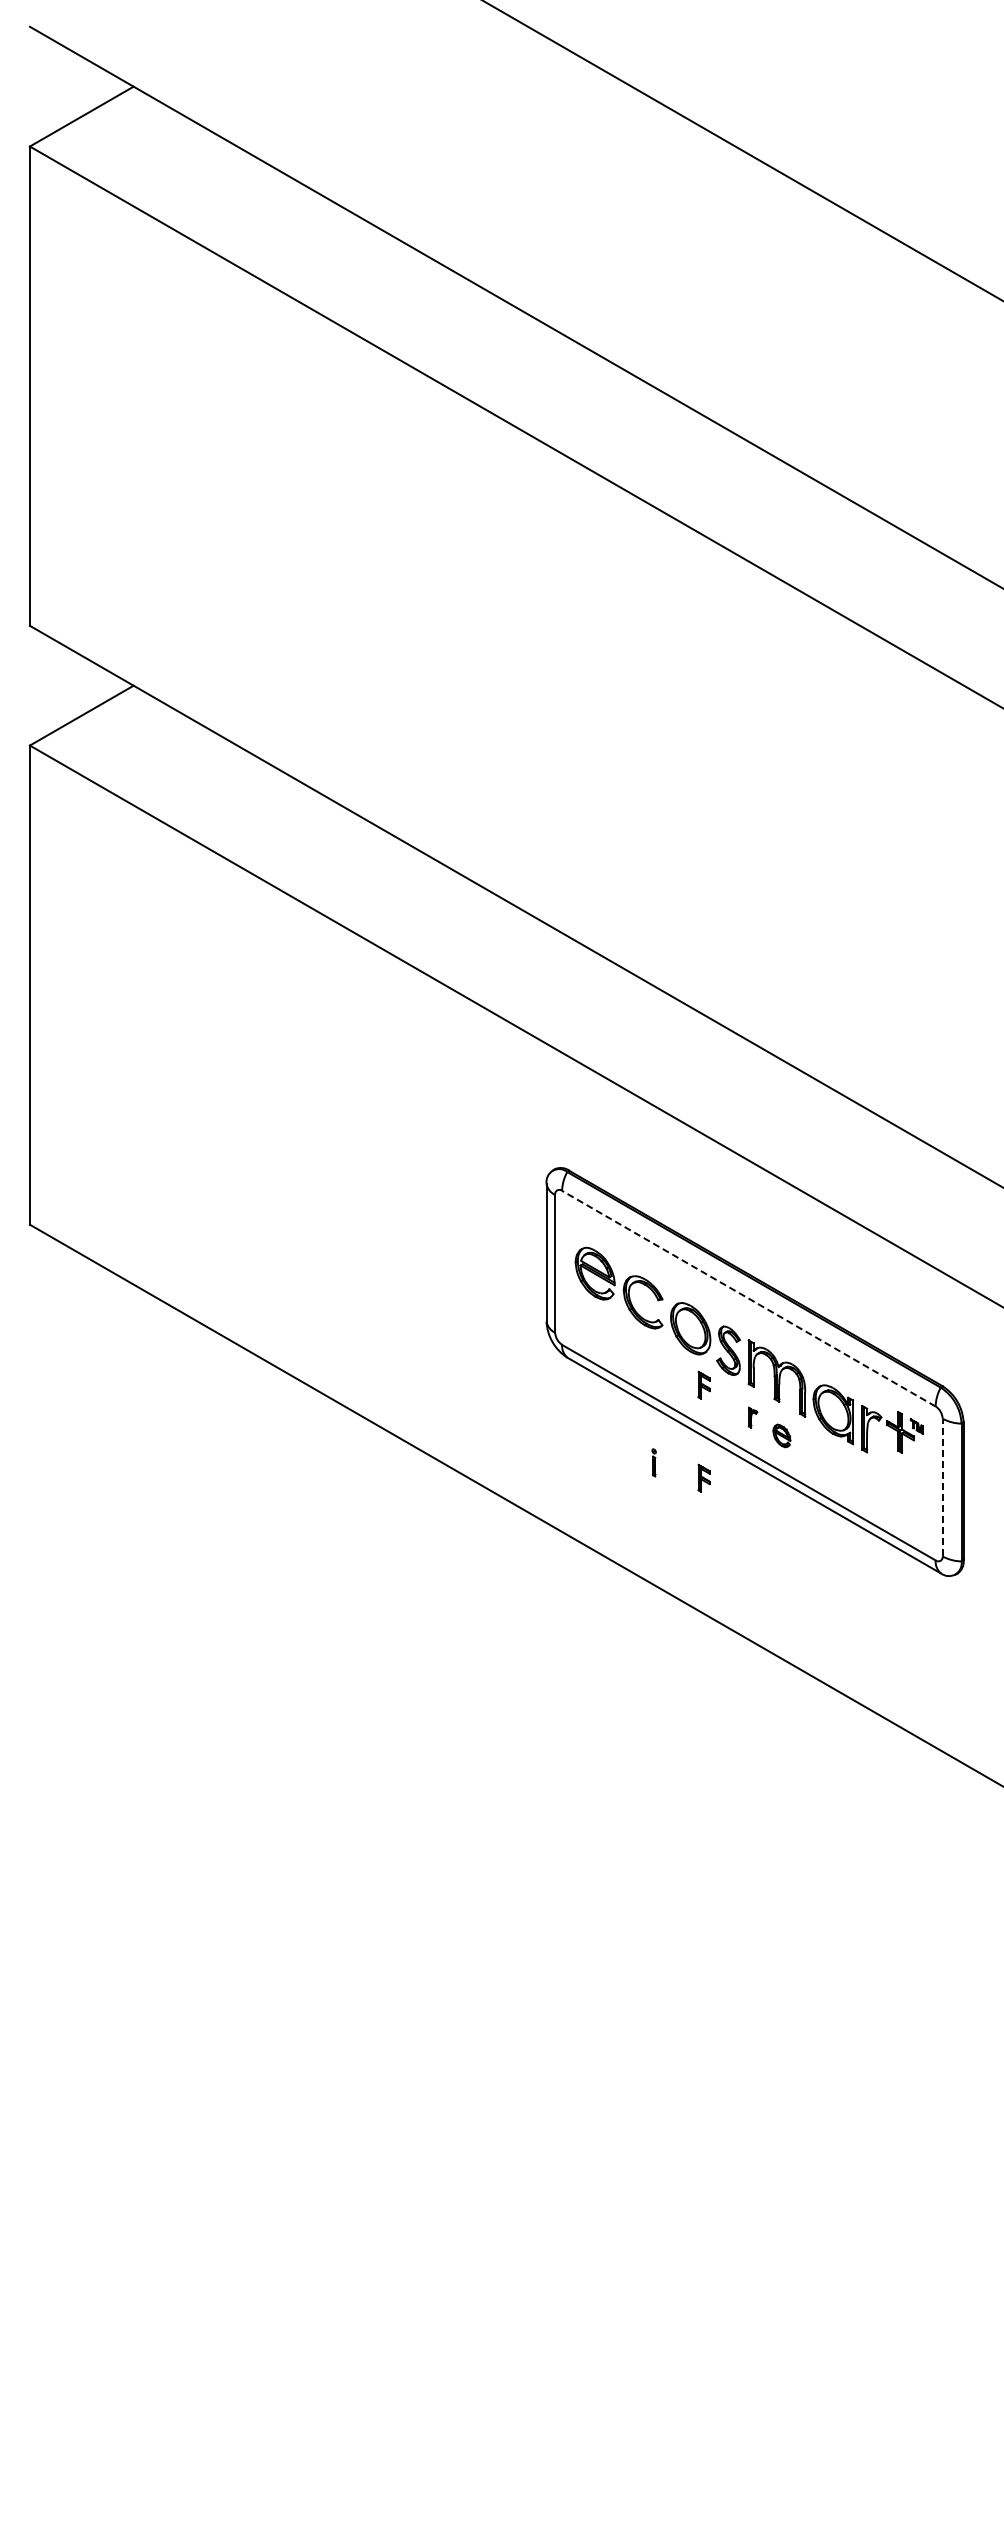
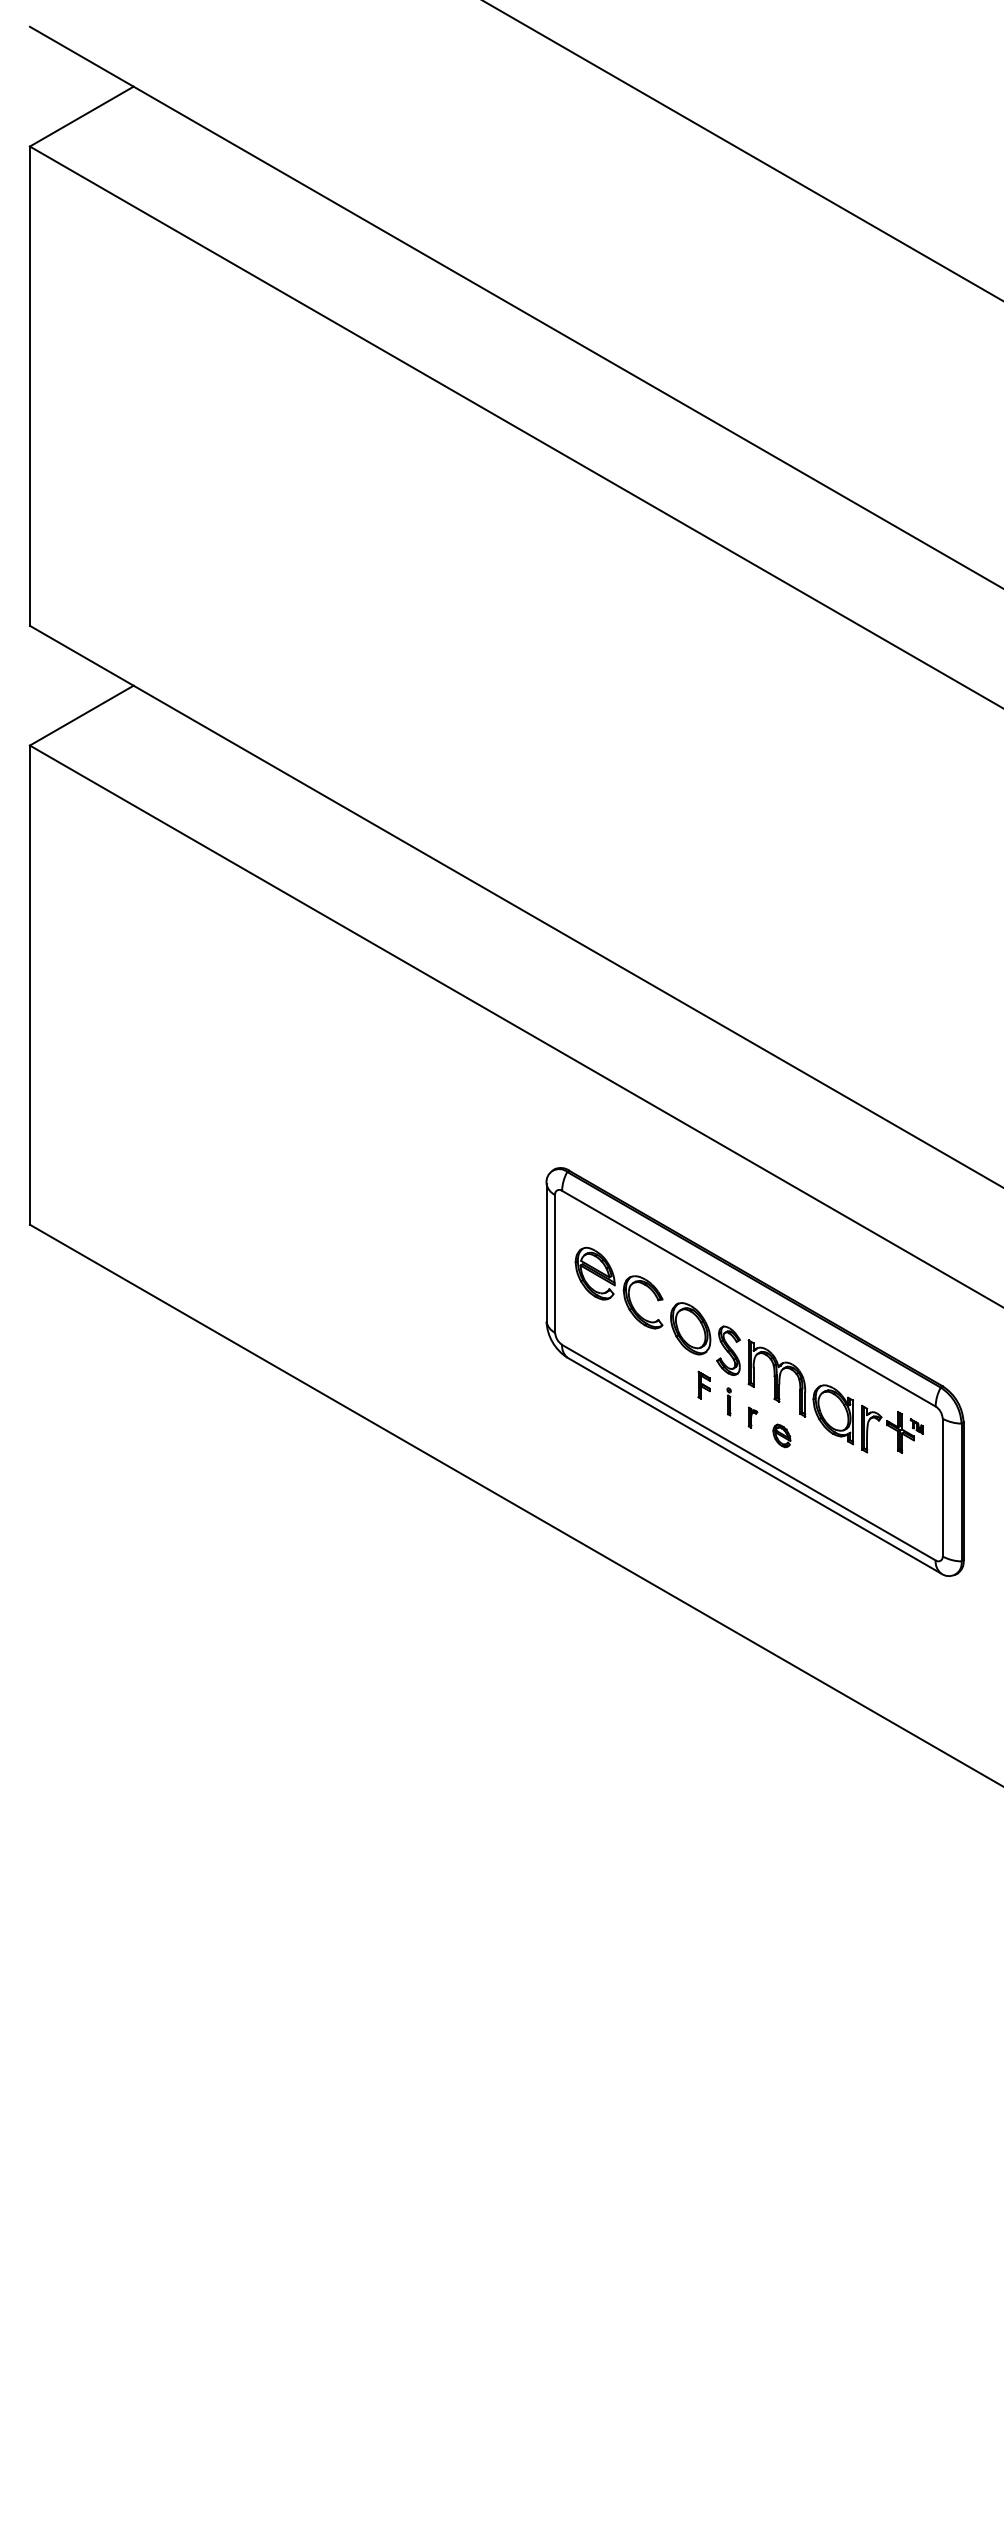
line: dashed -> solid (748, 1298)
part position: (653, 1462) -> (728, 1401) (728, 1401)
part: present -> none (703, 1477)
line: dashed -> solid (942, 1487)
